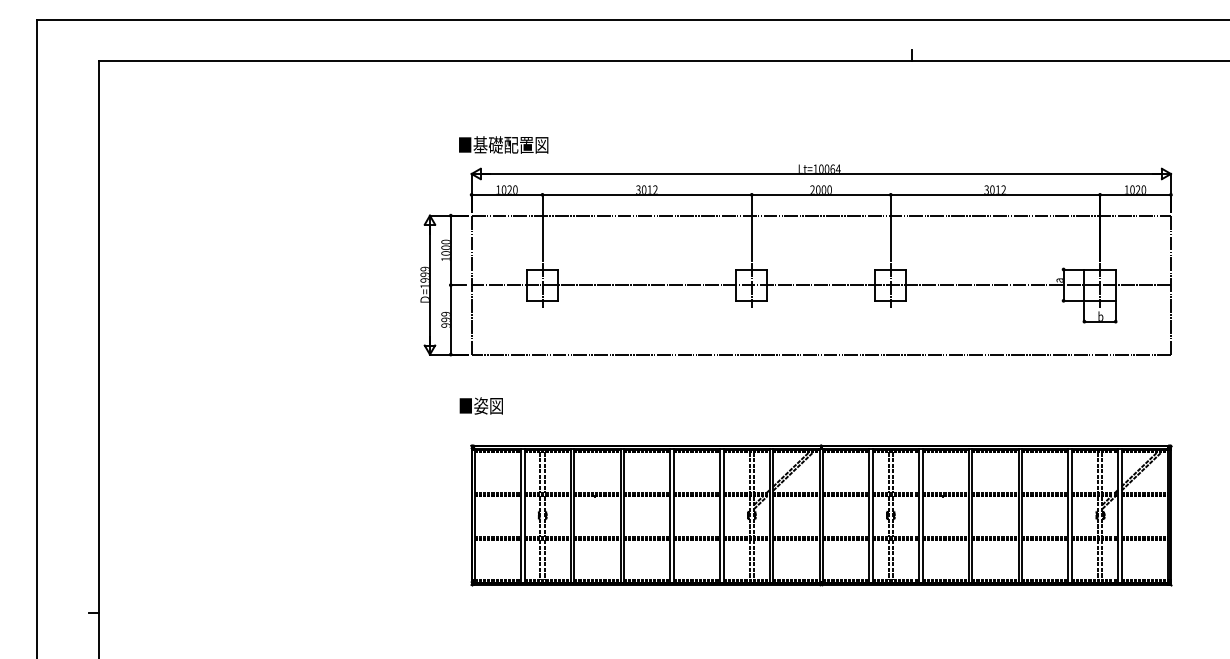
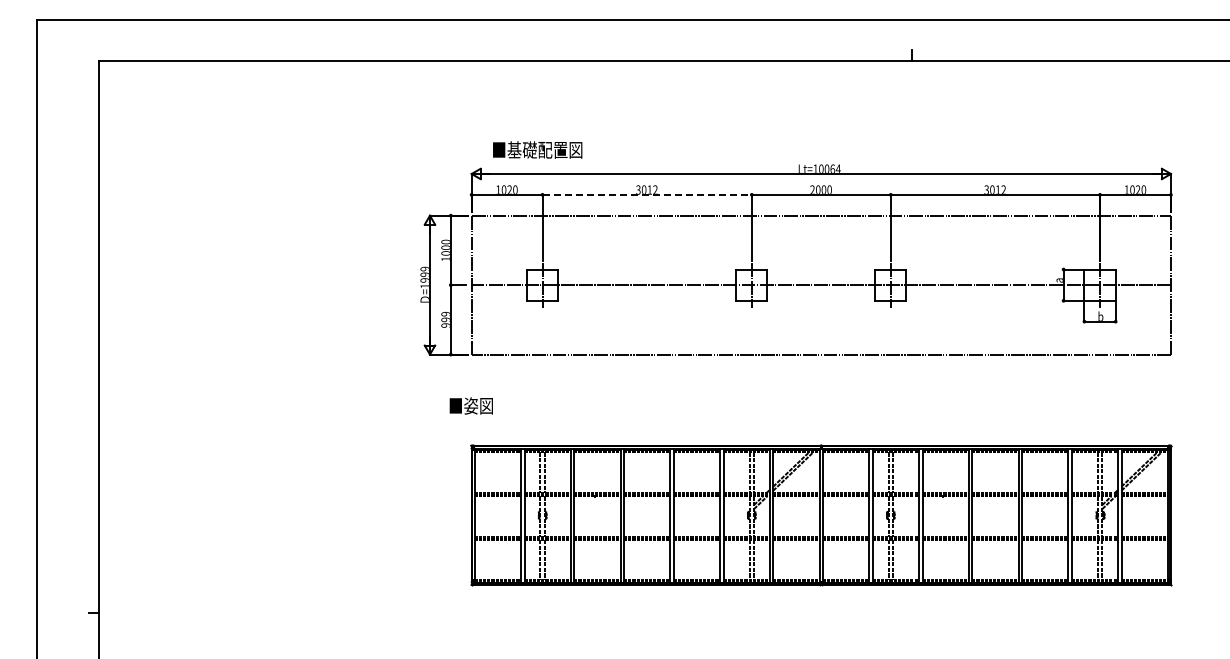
text position: (503, 144) -> (537, 149) (537, 149)
line: solid -> dashed (647, 194)
text position: (480, 405) -> (470, 405) (470, 405)
